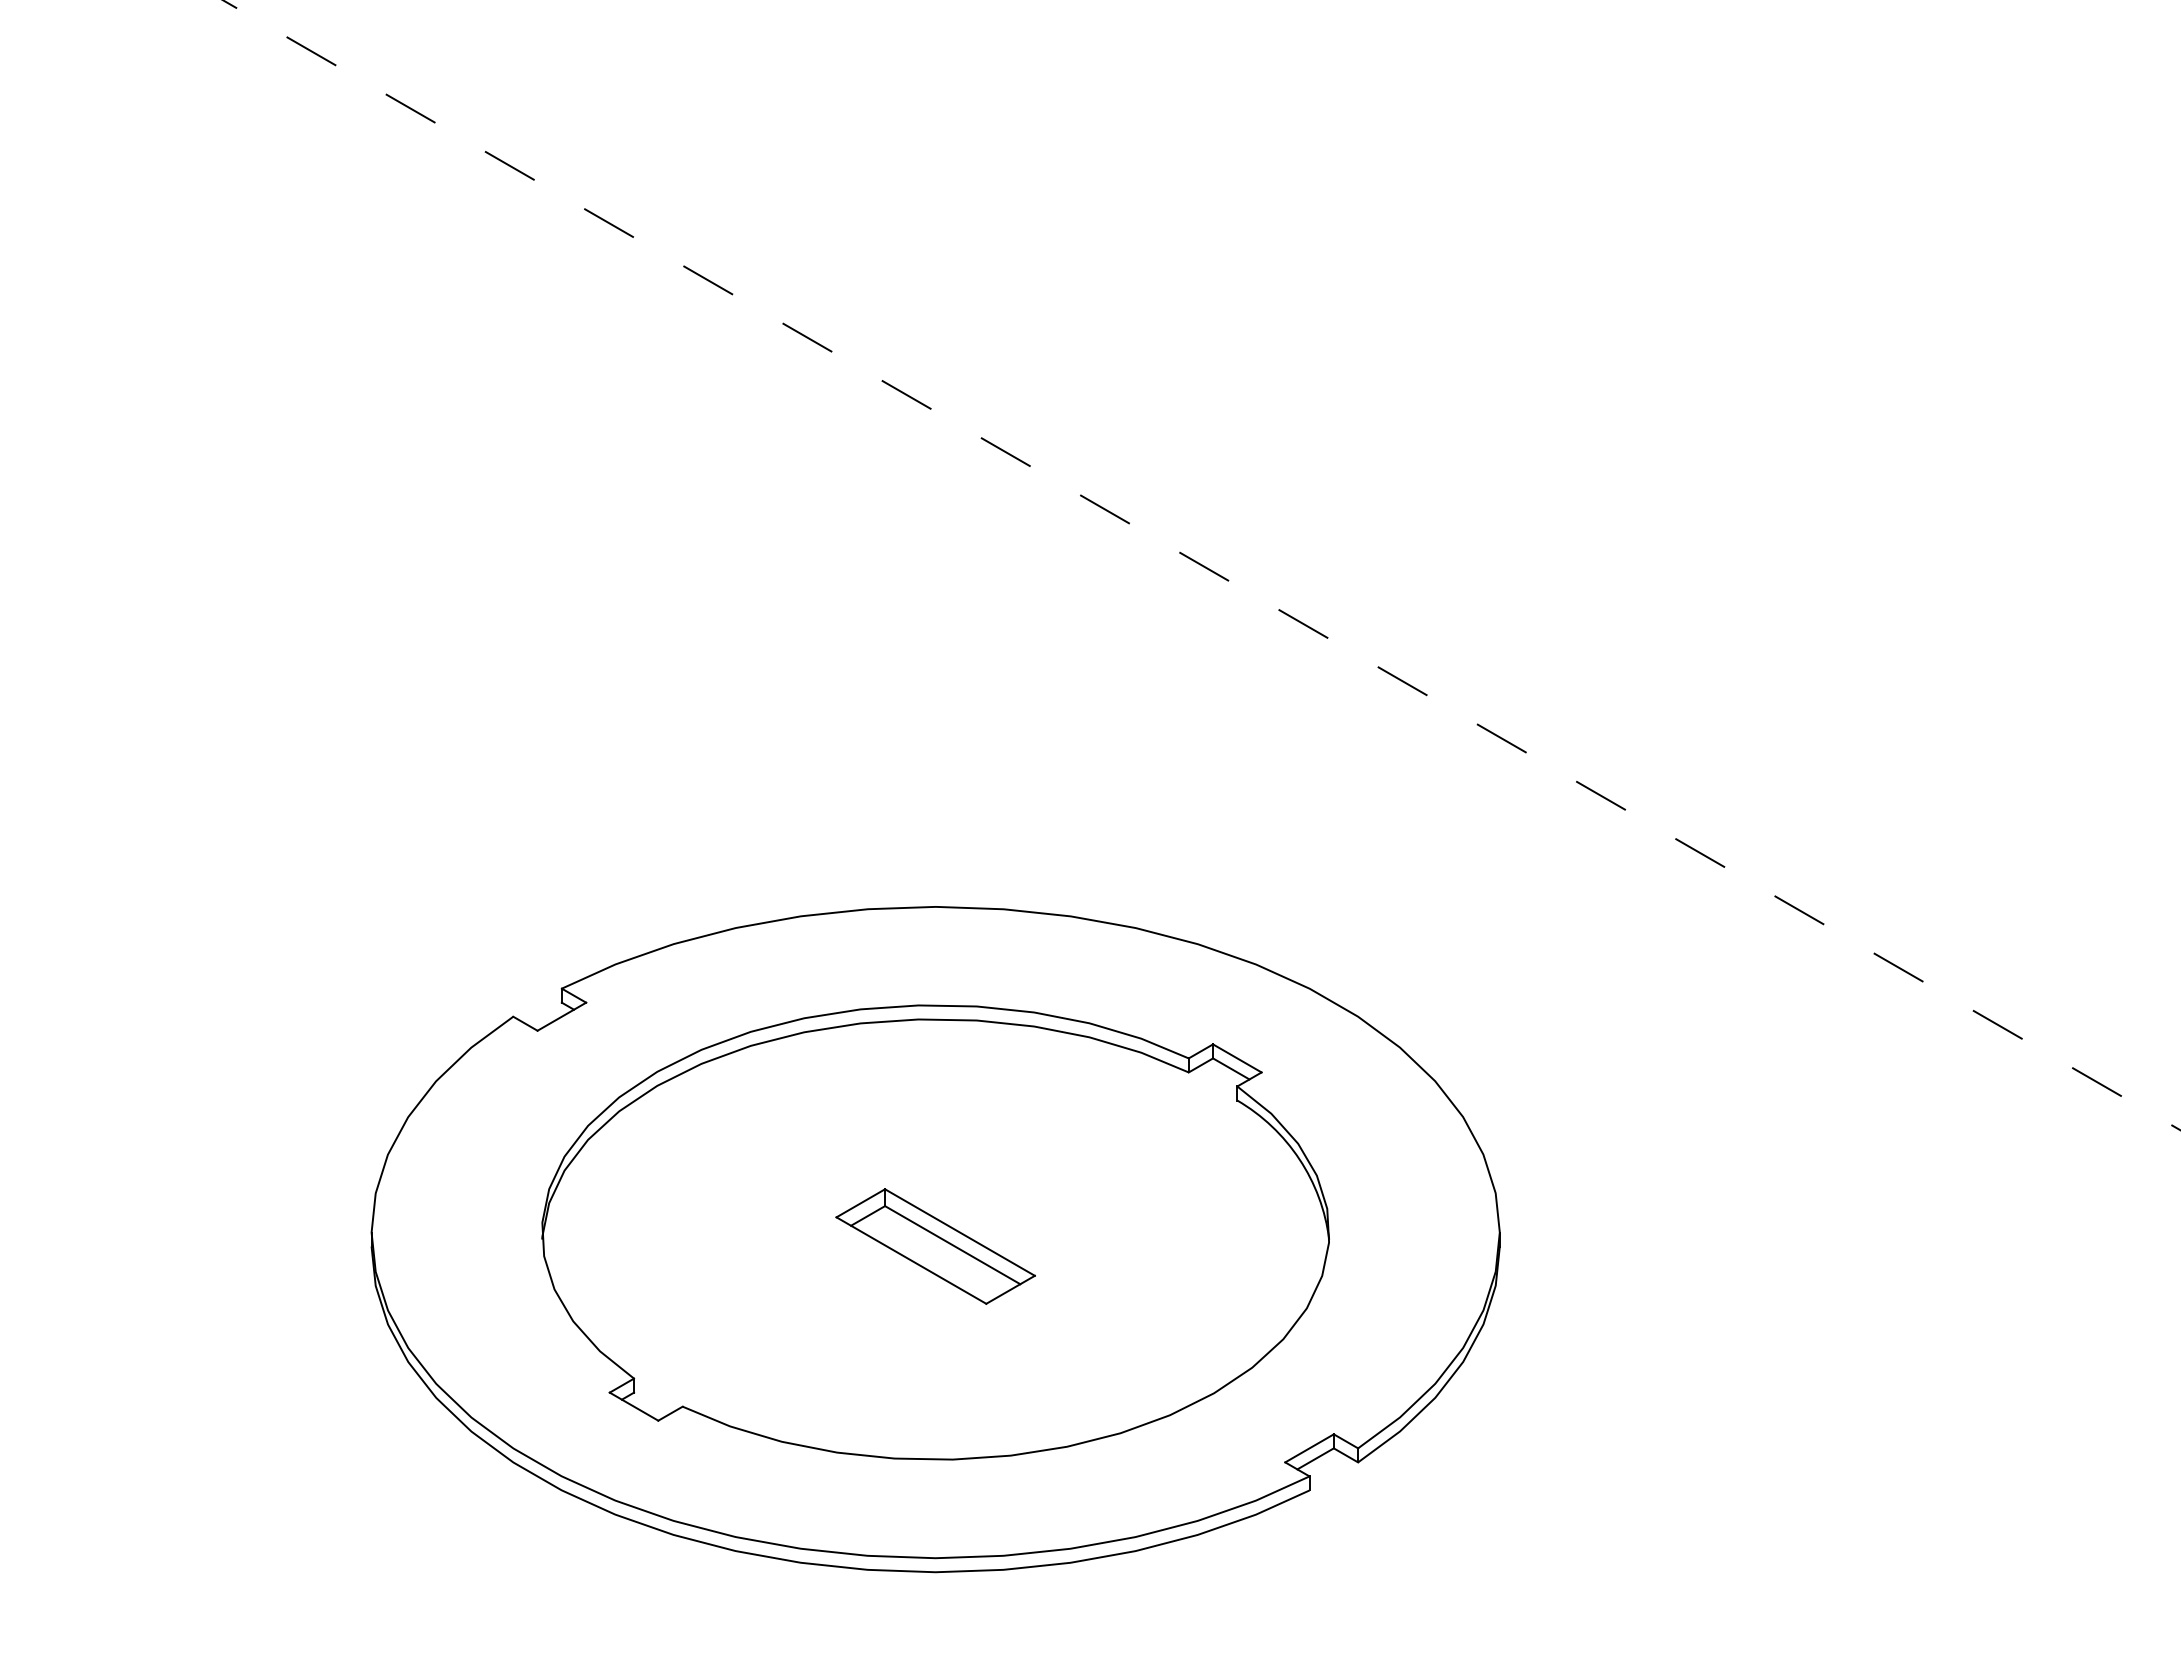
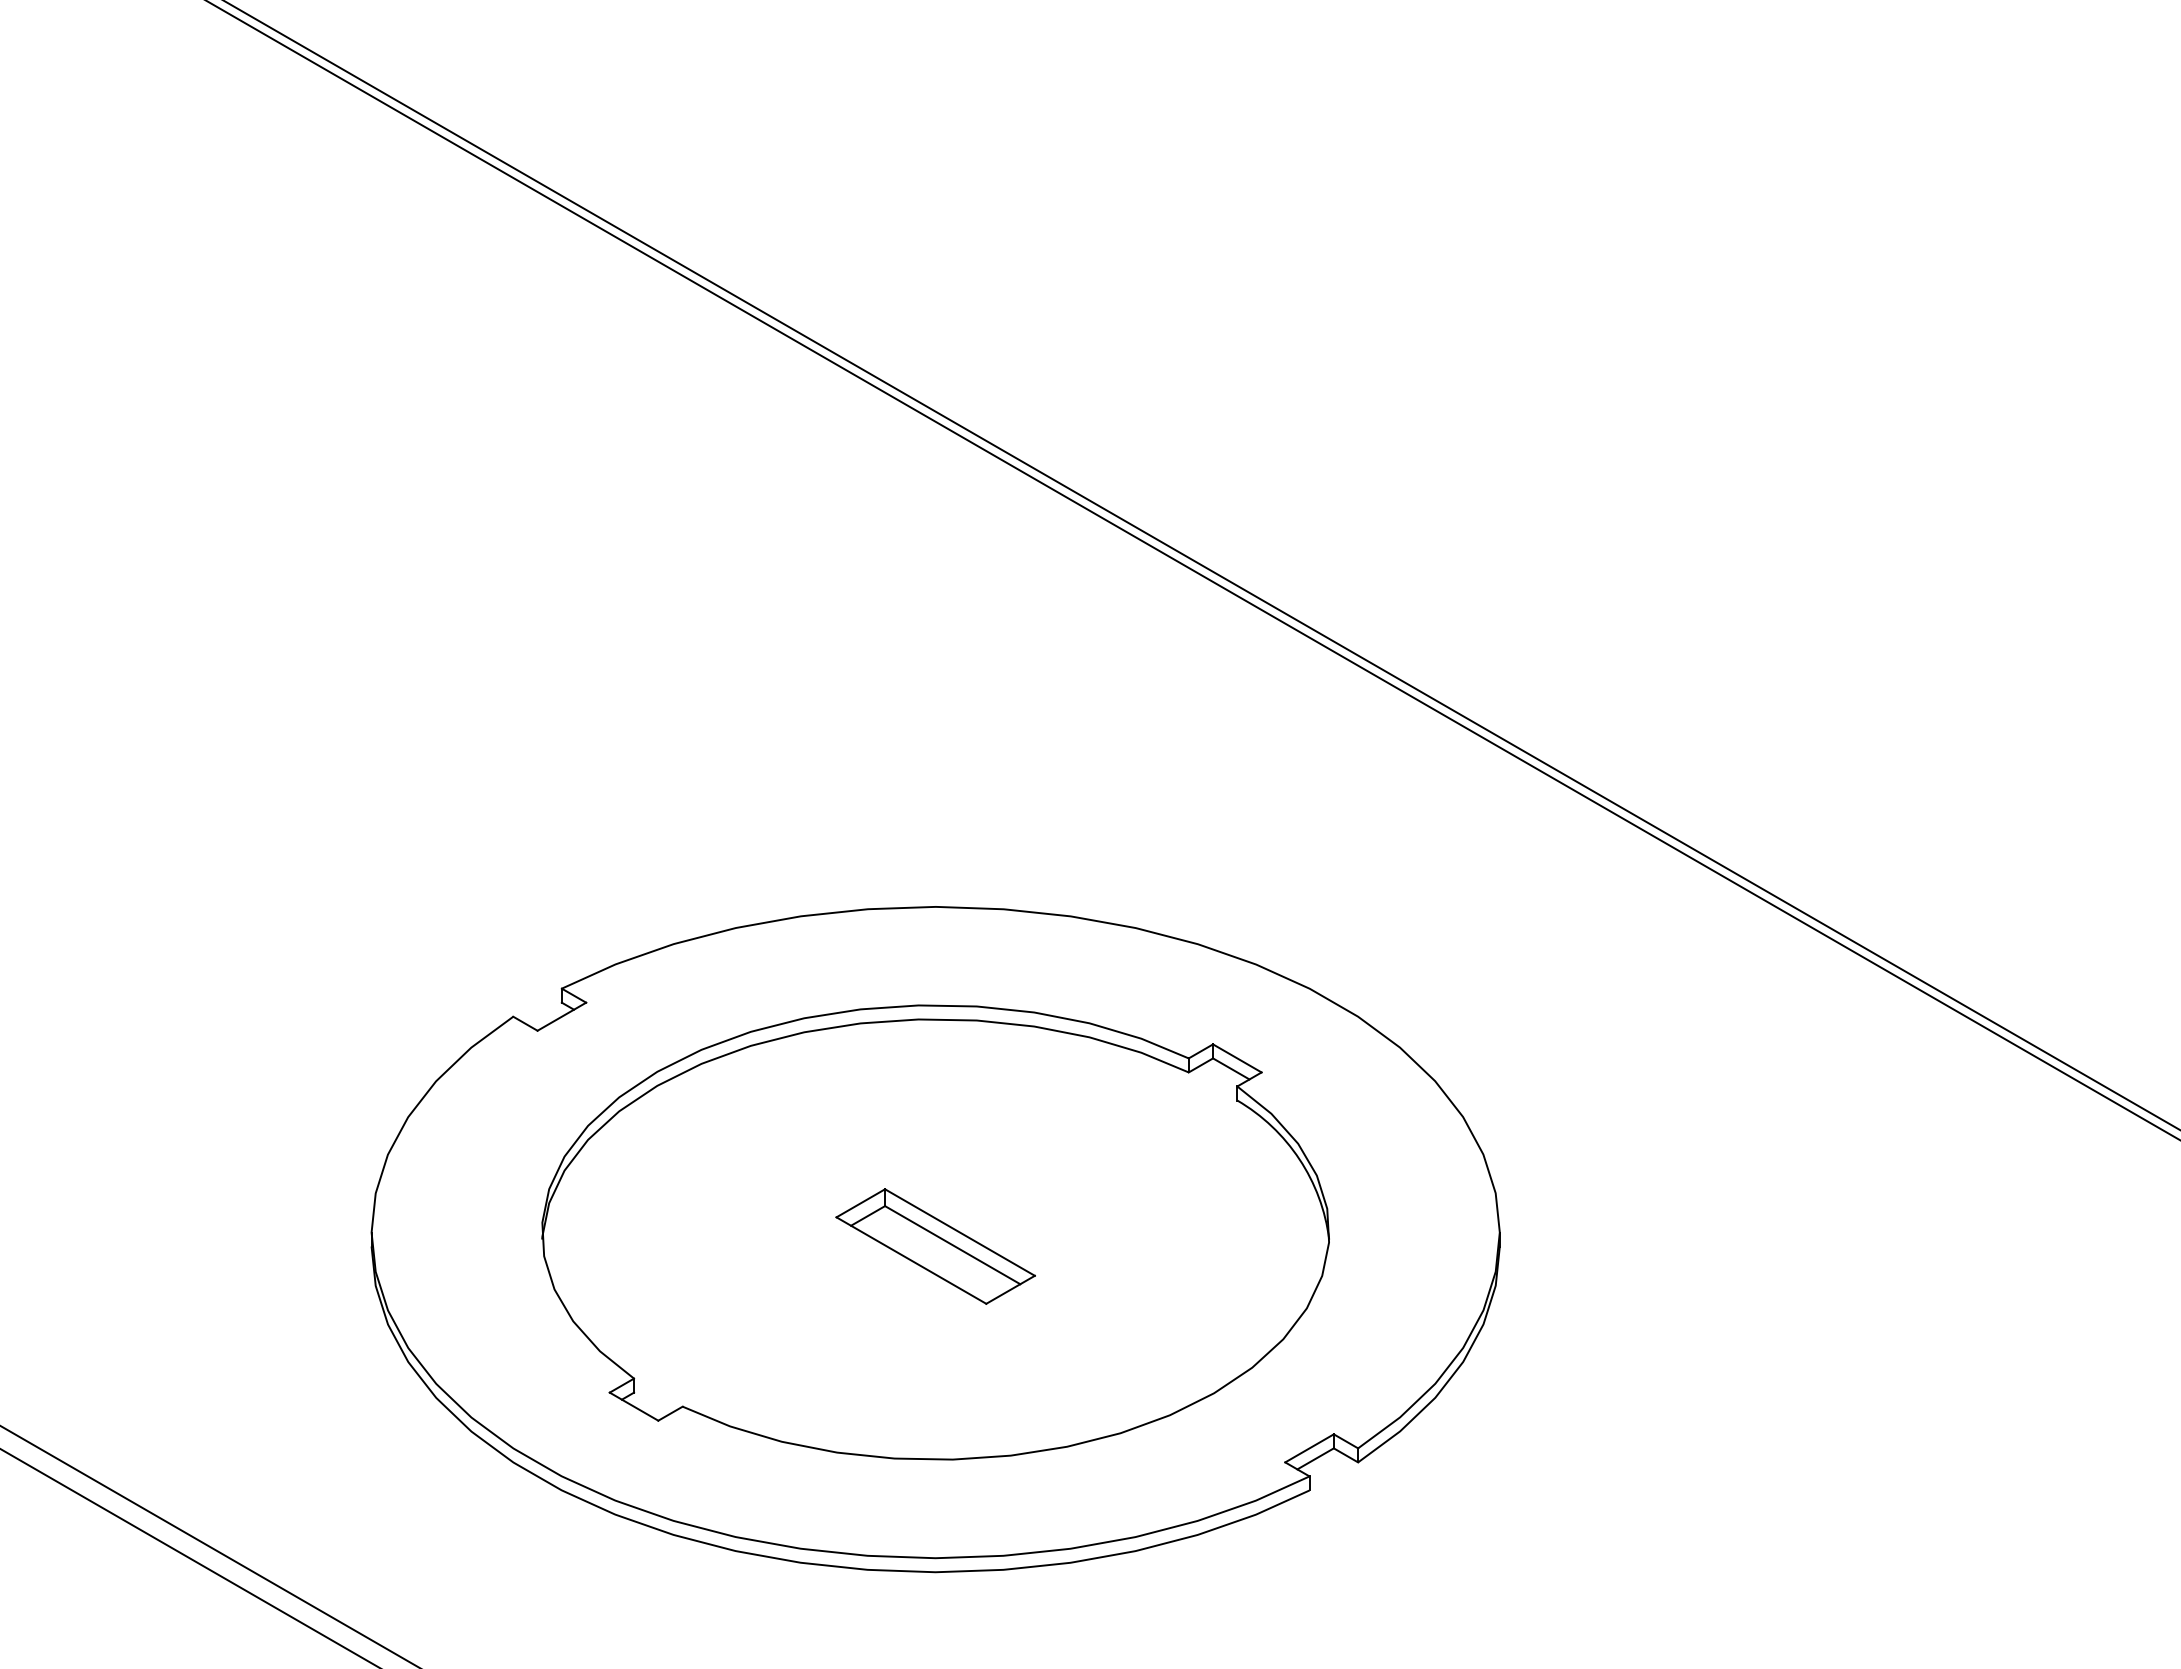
line: dashed -> solid (1201, 565)
line: none -> present (1192, 570)
line: none -> present (208, 1546)
line: none -> present (188, 1557)
